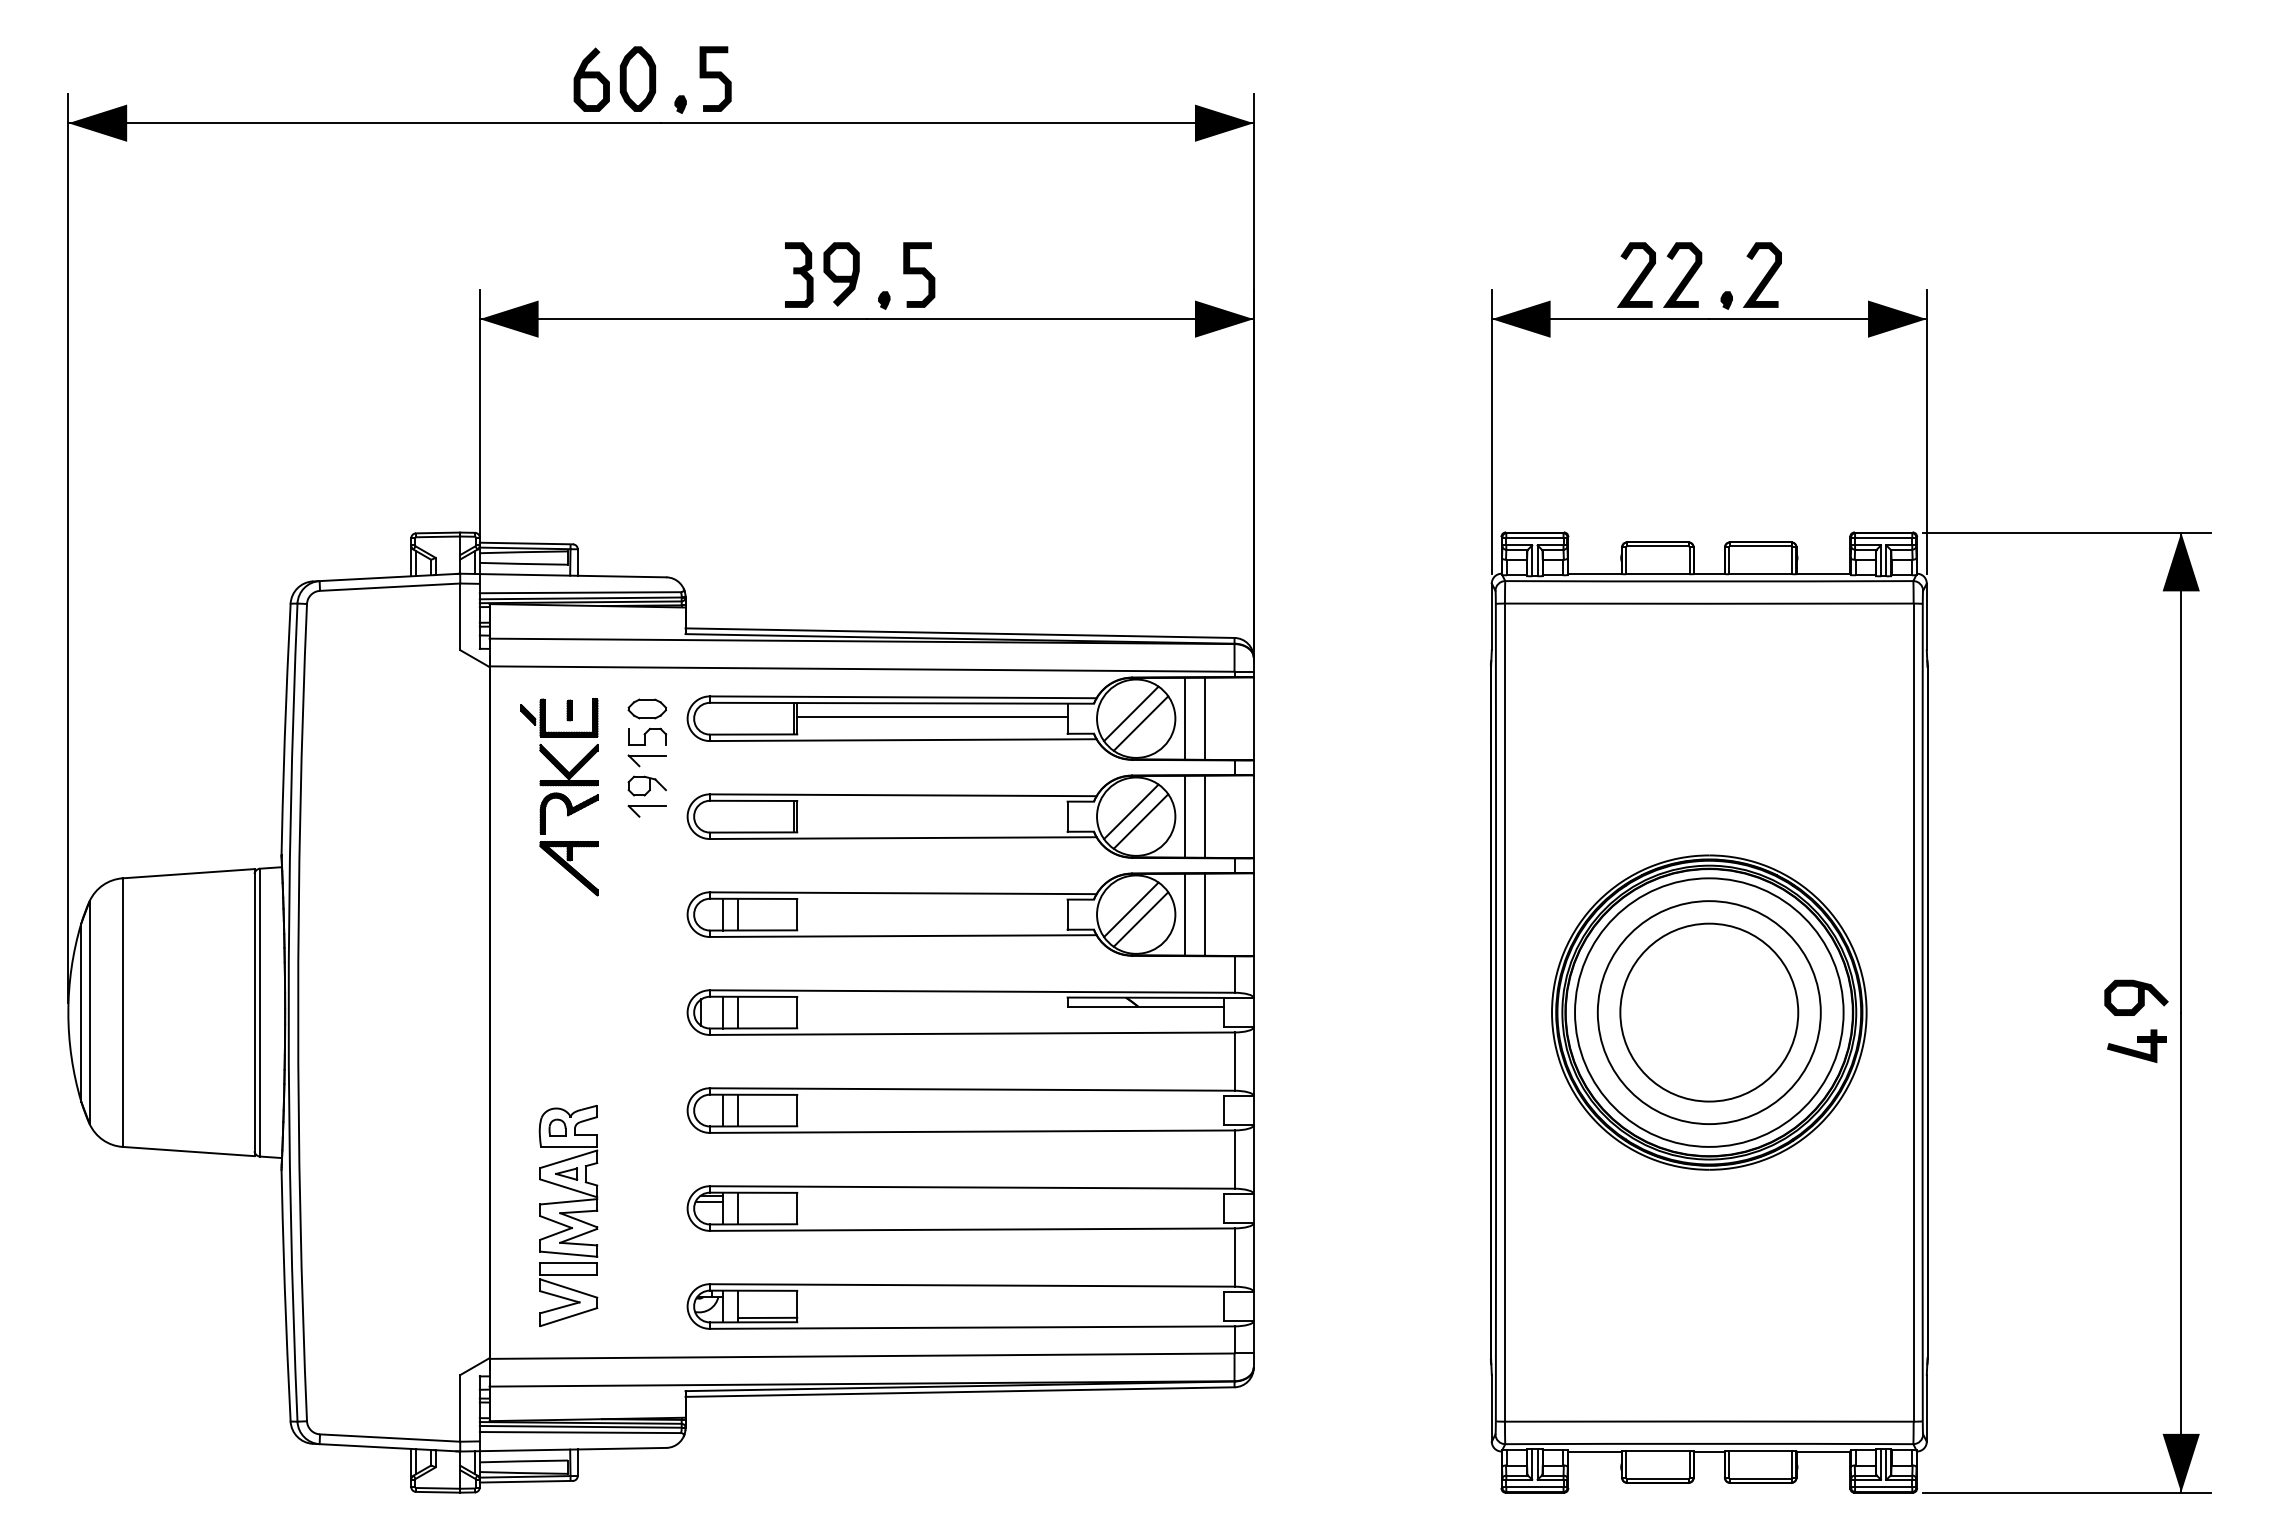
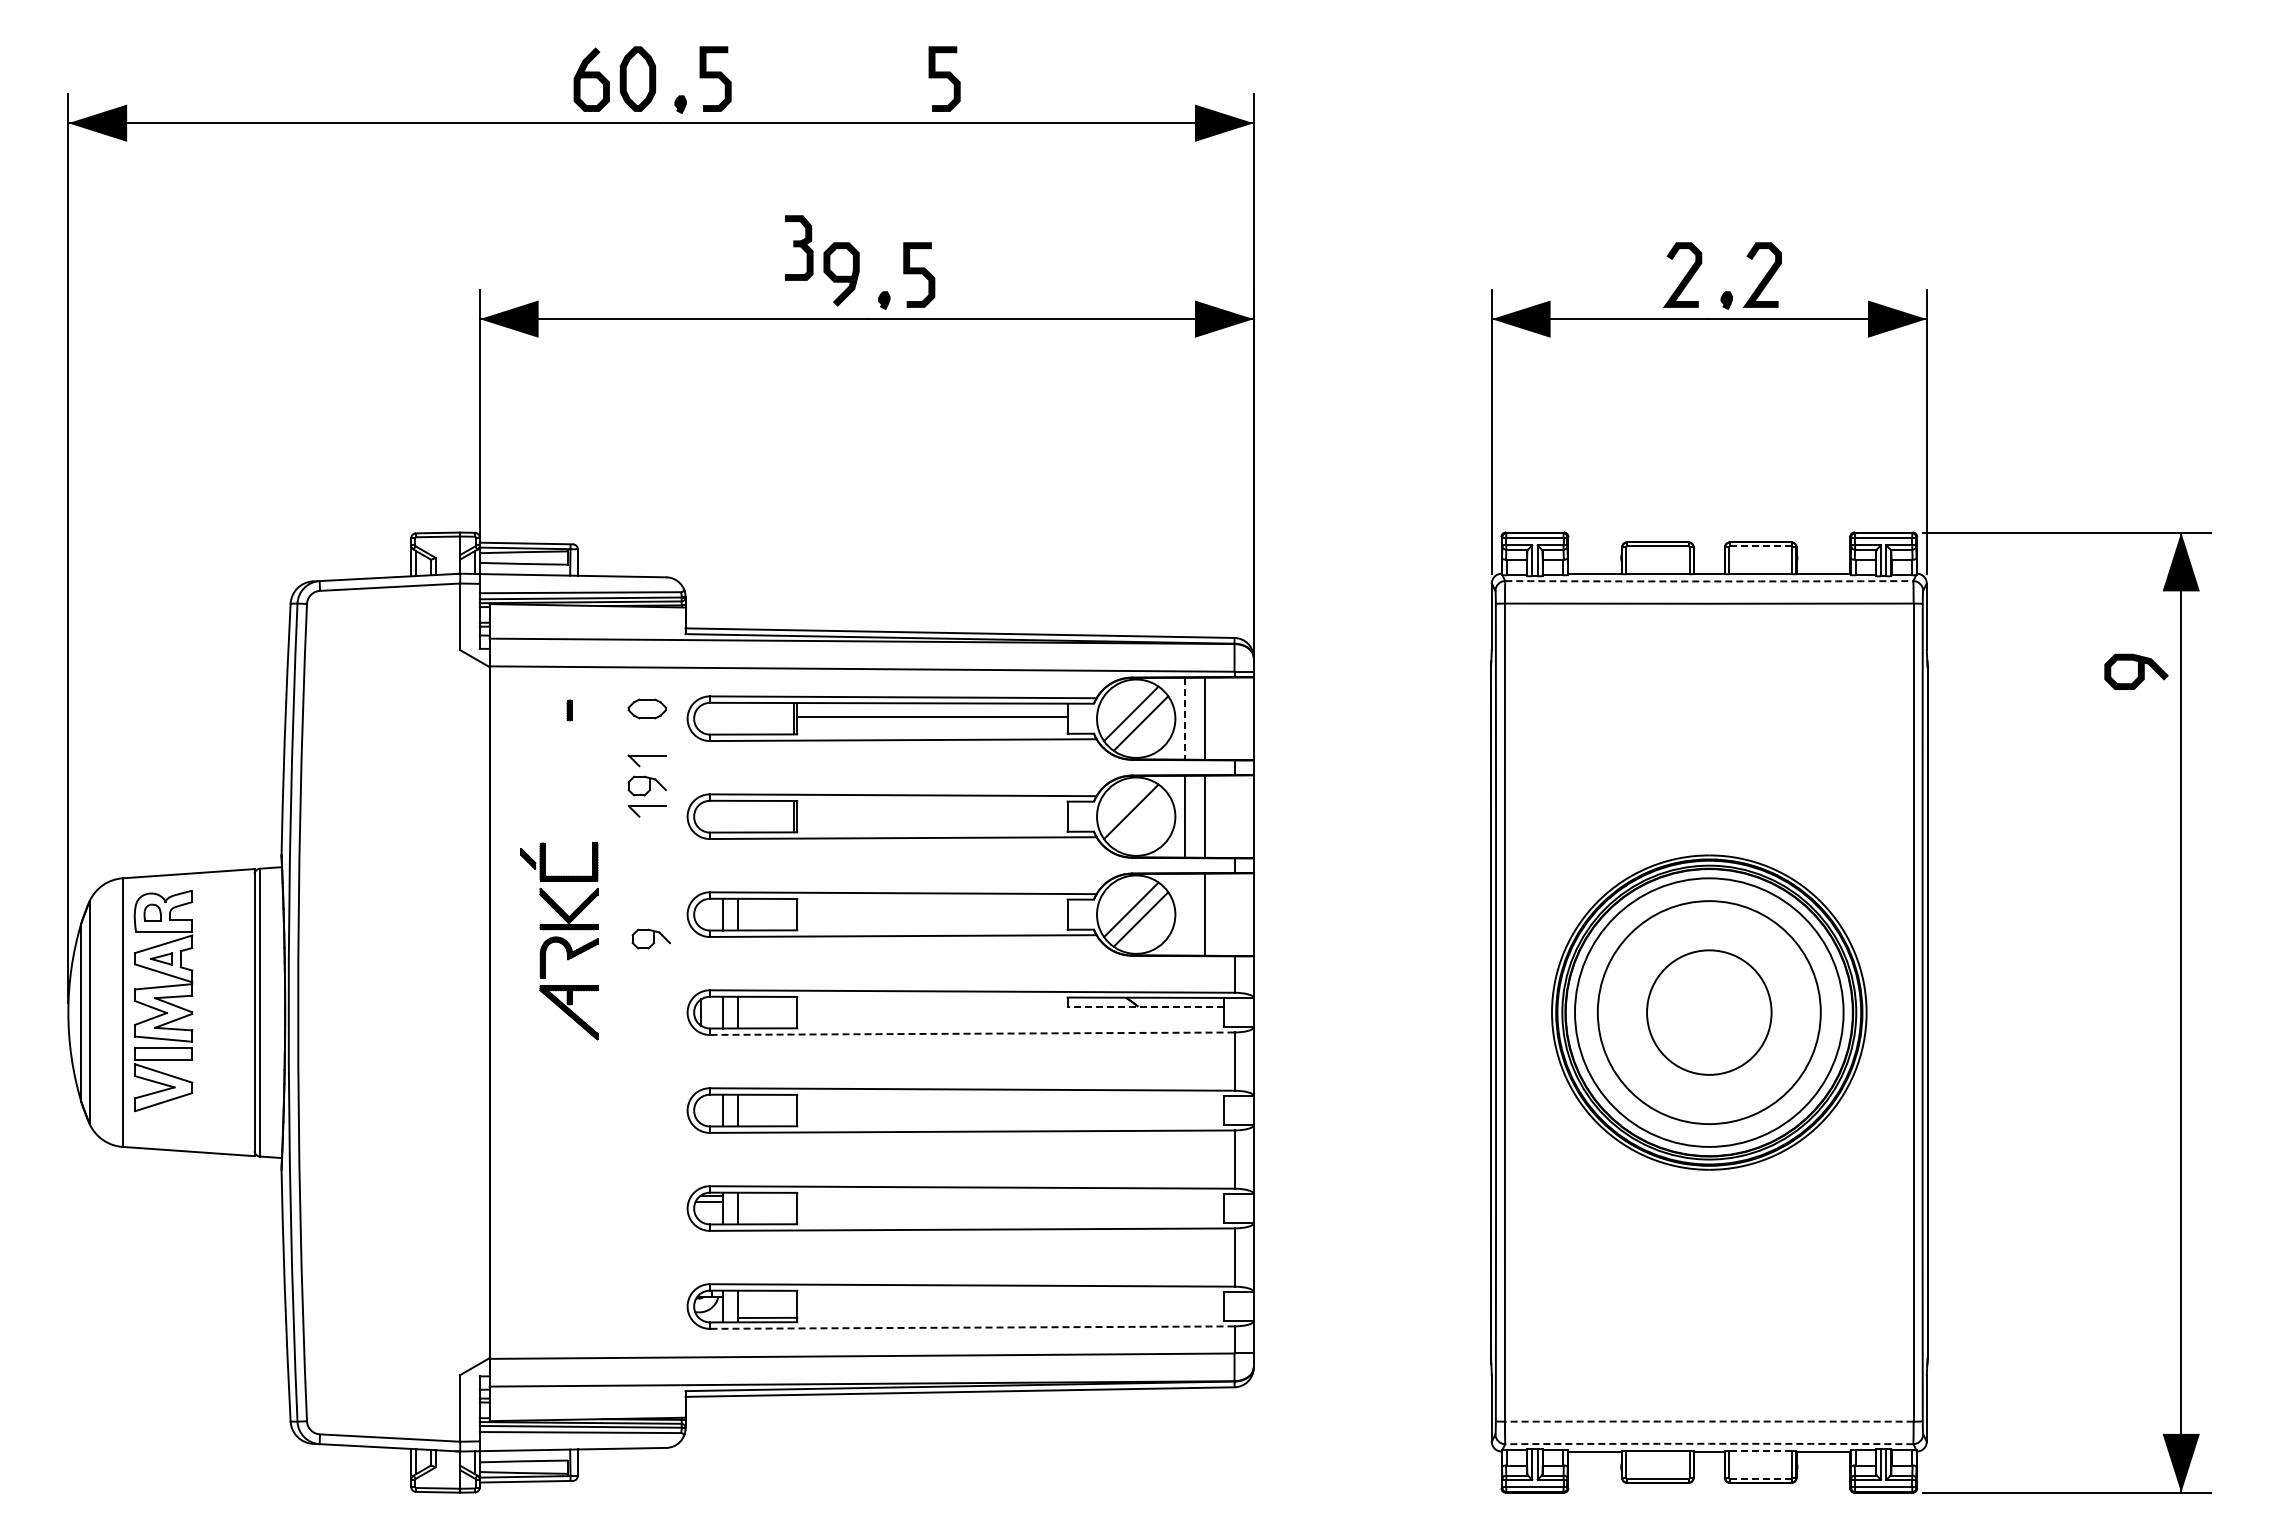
curve: none -> present (944, 78)
part position: (799, 274) -> (799, 247) (799, 247)
curve: present -> none (1638, 276)
line: solid -> dashed (1760, 546)
arc: solid -> dashed (1709, 581)
line: solid -> dashed (1185, 719)
part: present -> none (647, 736)
part position: (559, 797) -> (559, 941) (559, 941)
line: present -> none (1140, 821)
line: present -> none (1185, 914)
part: none -> present (650, 938)
curve position: (2138, 997) -> (2138, 671) (2138, 671)
line: solid -> dashed (1145, 1006)
circle diameter: 178 px -> 125 px (1709, 1012)
line: solid -> dashed (971, 1033)
part: present -> none (2136, 1045)
part position: (568, 1215) -> (163, 1000) (163, 1000)
line: solid -> dashed (971, 1327)
arc: solid -> dashed (1709, 1421)
arc: solid -> dashed (1709, 1443)
line: solid -> dashed (1760, 1451)
line: solid -> dashed (1760, 1478)
